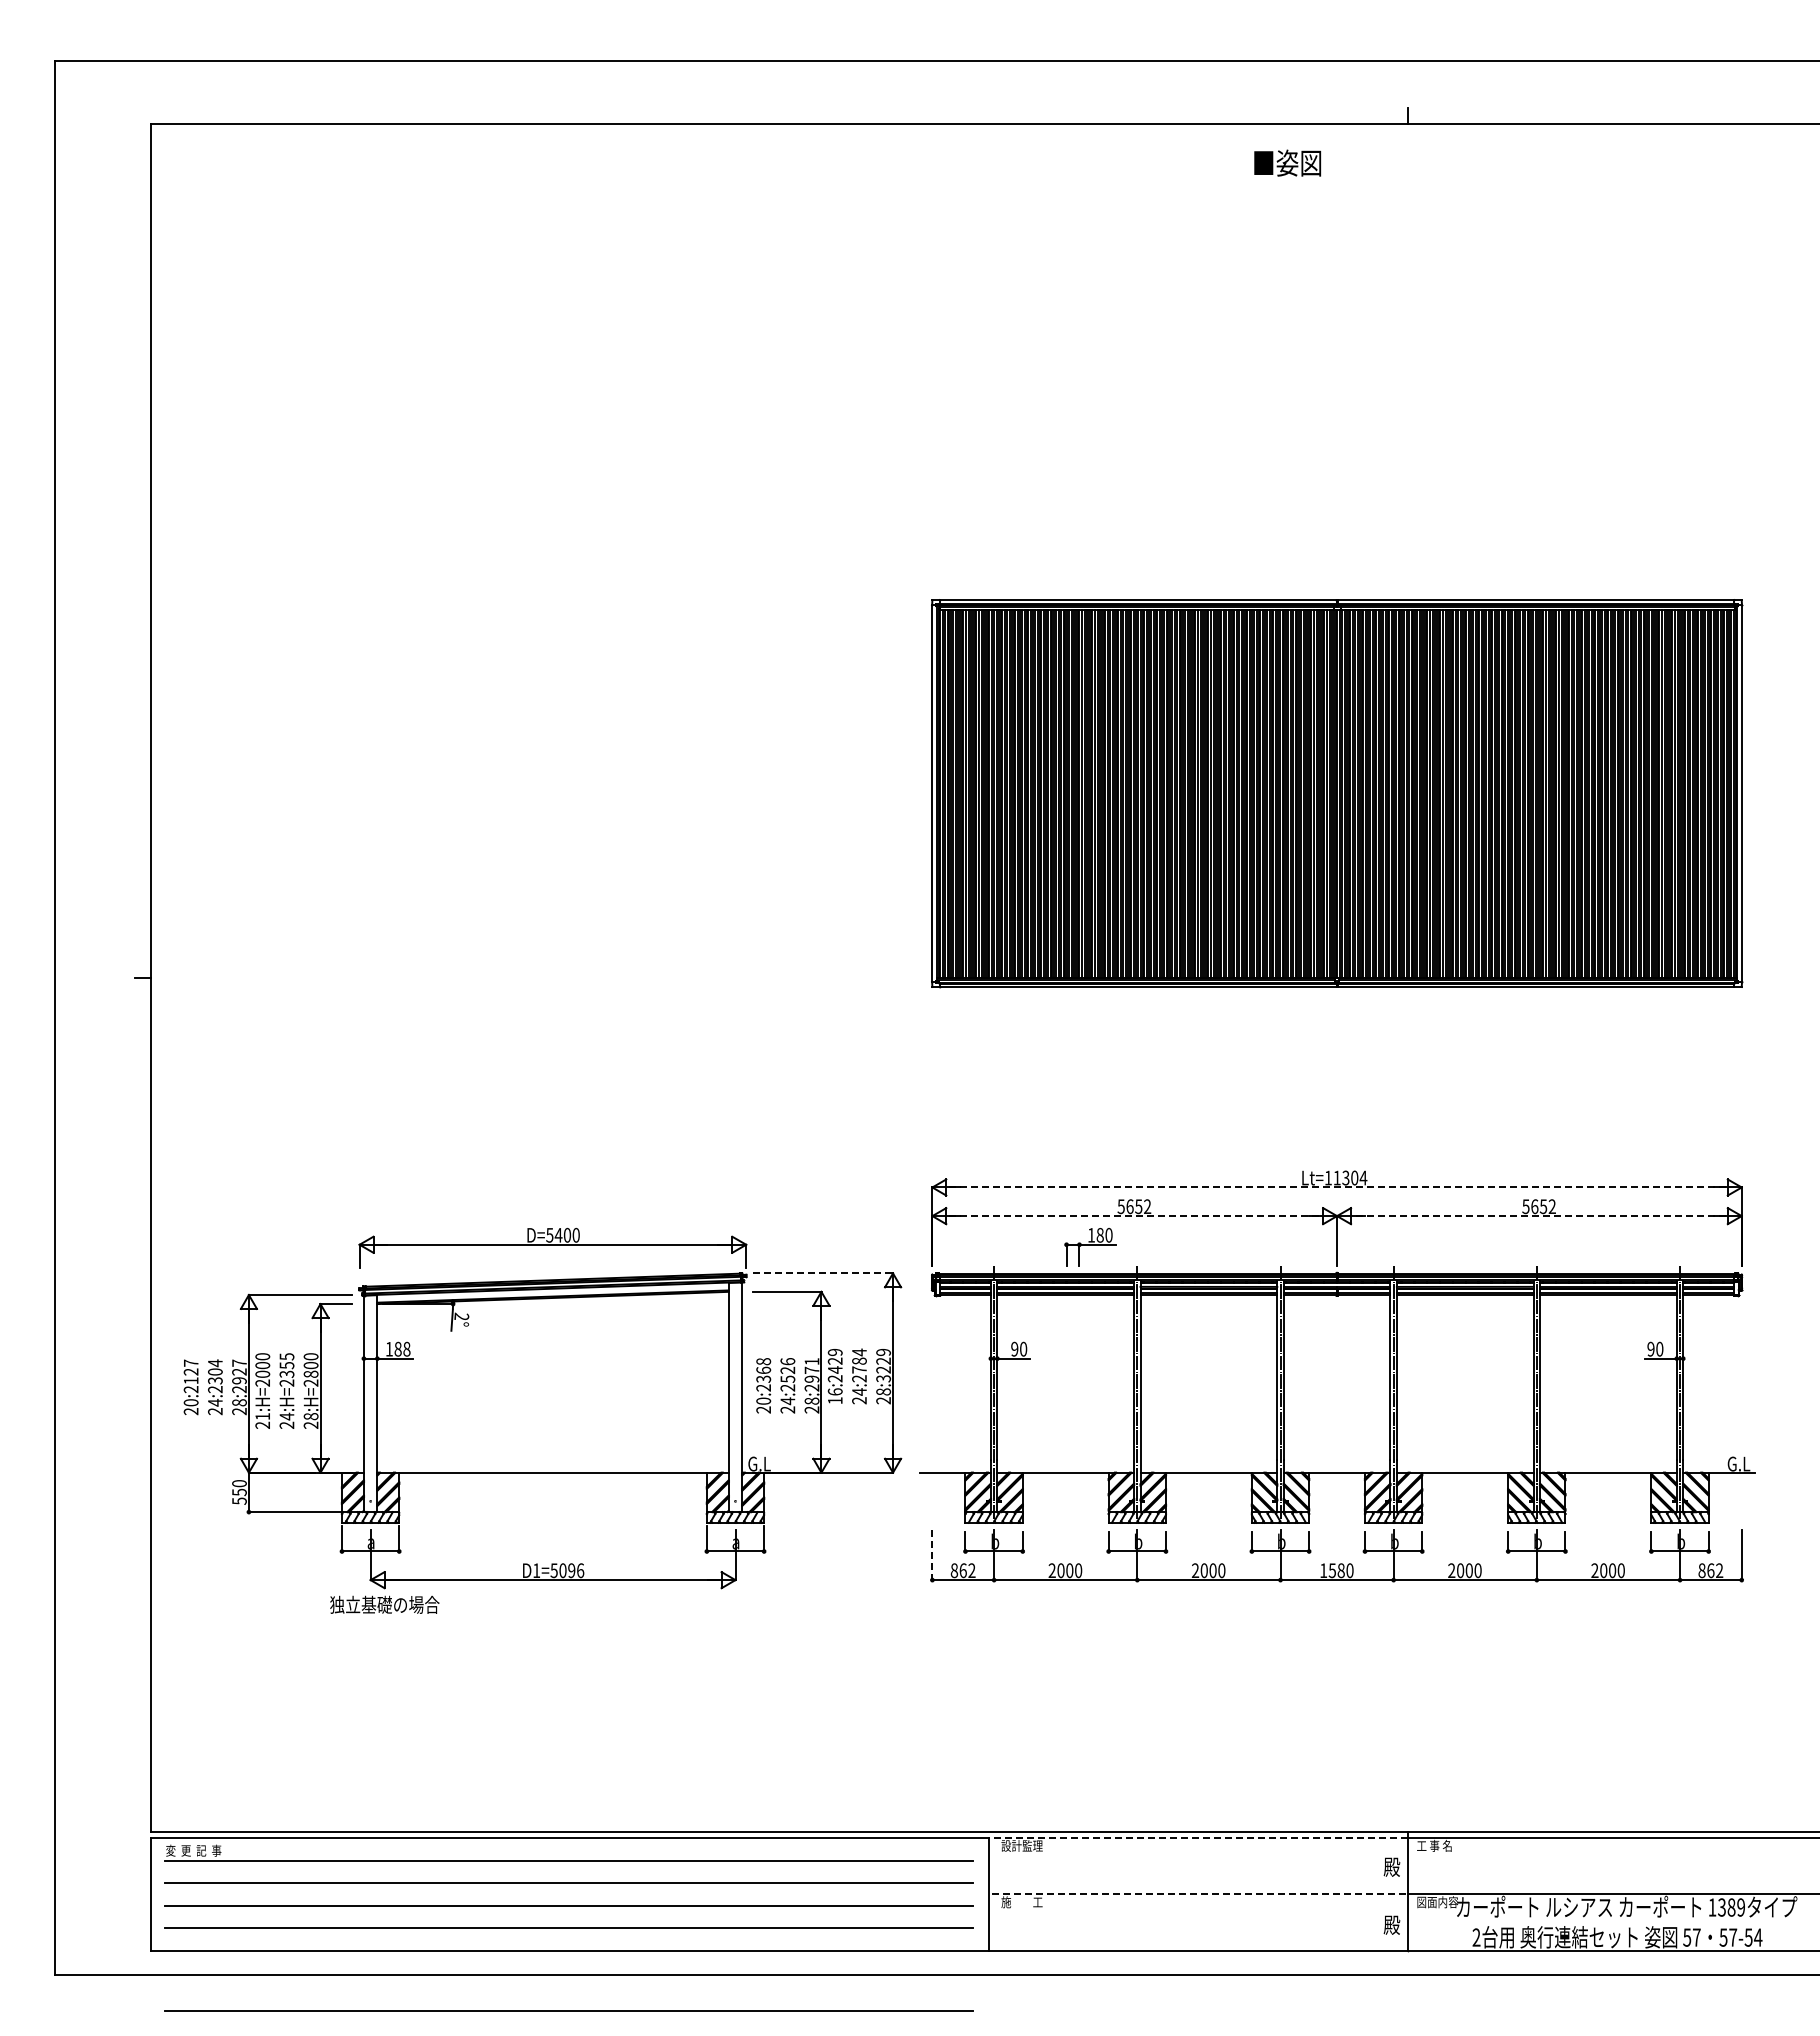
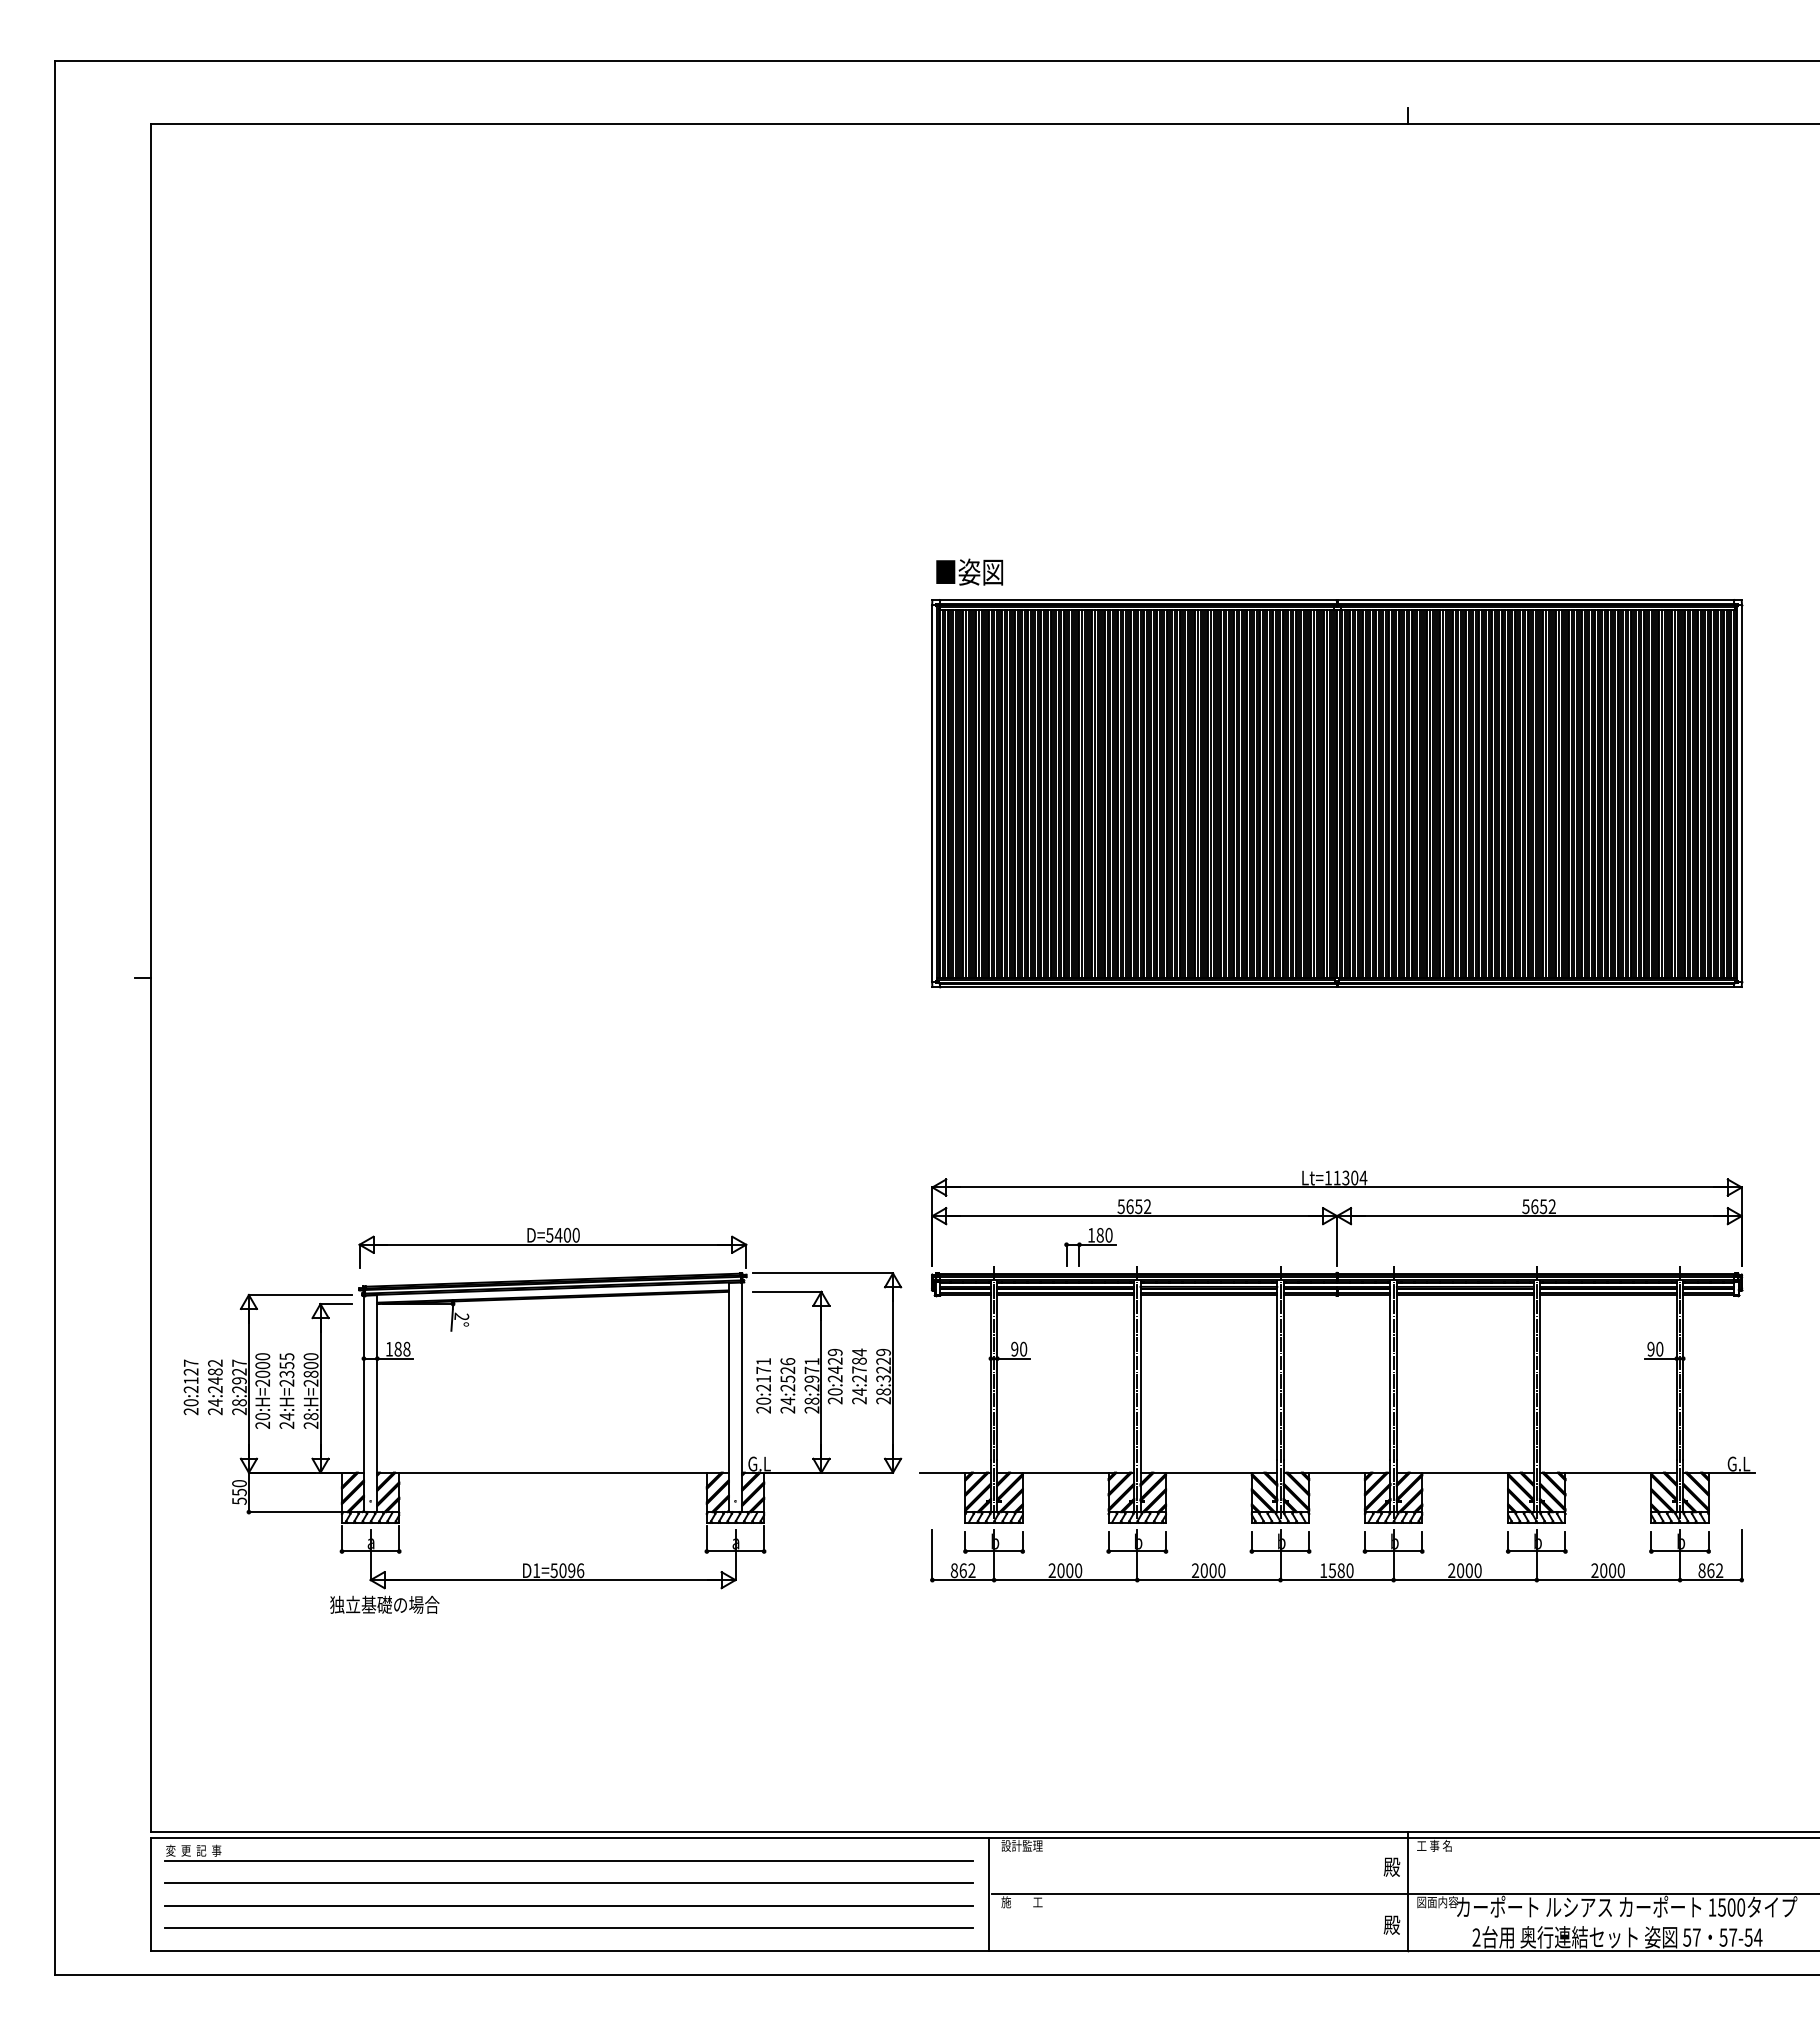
text position: (1287, 162) -> (969, 571) (969, 571)
line: dashed -> solid (1337, 1187)
line: dashed -> solid (1135, 1216)
line: dashed -> solid (1538, 1216)
line: dashed -> solid (823, 1273)
text: 20:2368 -> 20:2171 (763, 1370)
text: 24:2304 -> 24:2482 (215, 1371)
text: 16:2429 -> 20:2429 (834, 1396)
text: 21:H=2000 -> 20:H=2000 (262, 1416)
line: dashed -> solid (932, 1555)
line: dashed -> solid (1198, 1838)
line: dashed -> solid (1200, 1894)
text: 1389 -> 1500 (1731, 1907)
line: present -> none (568, 2010)
